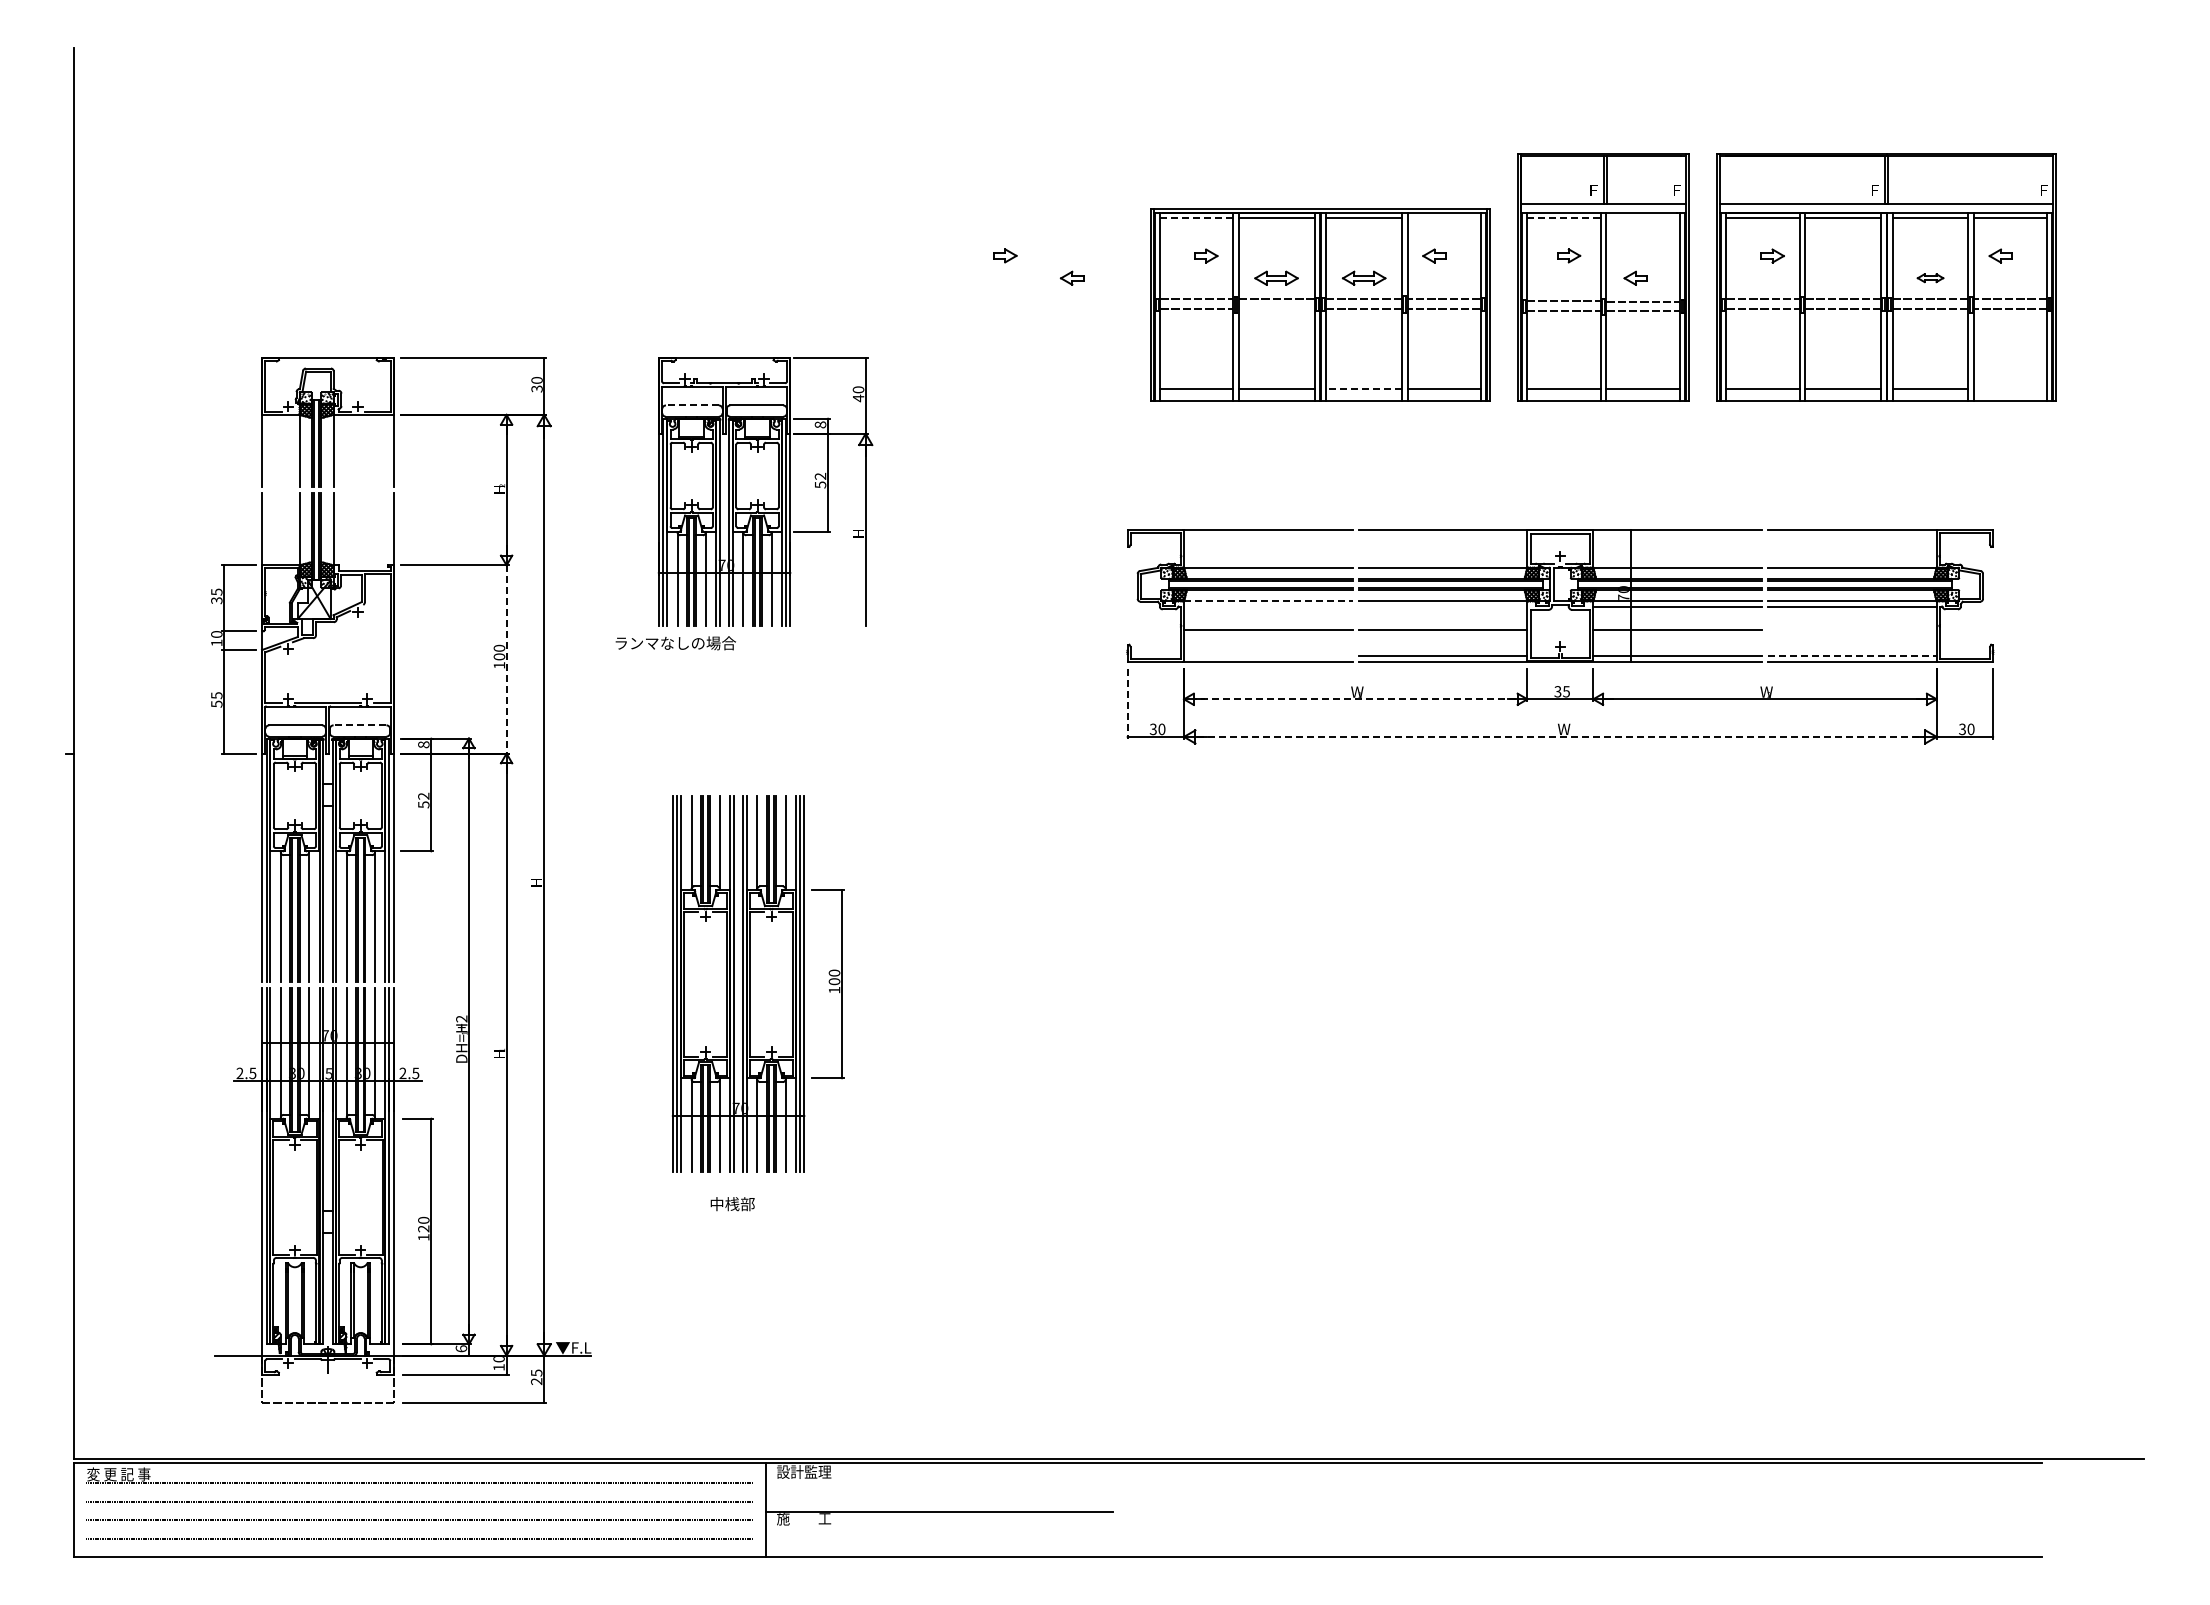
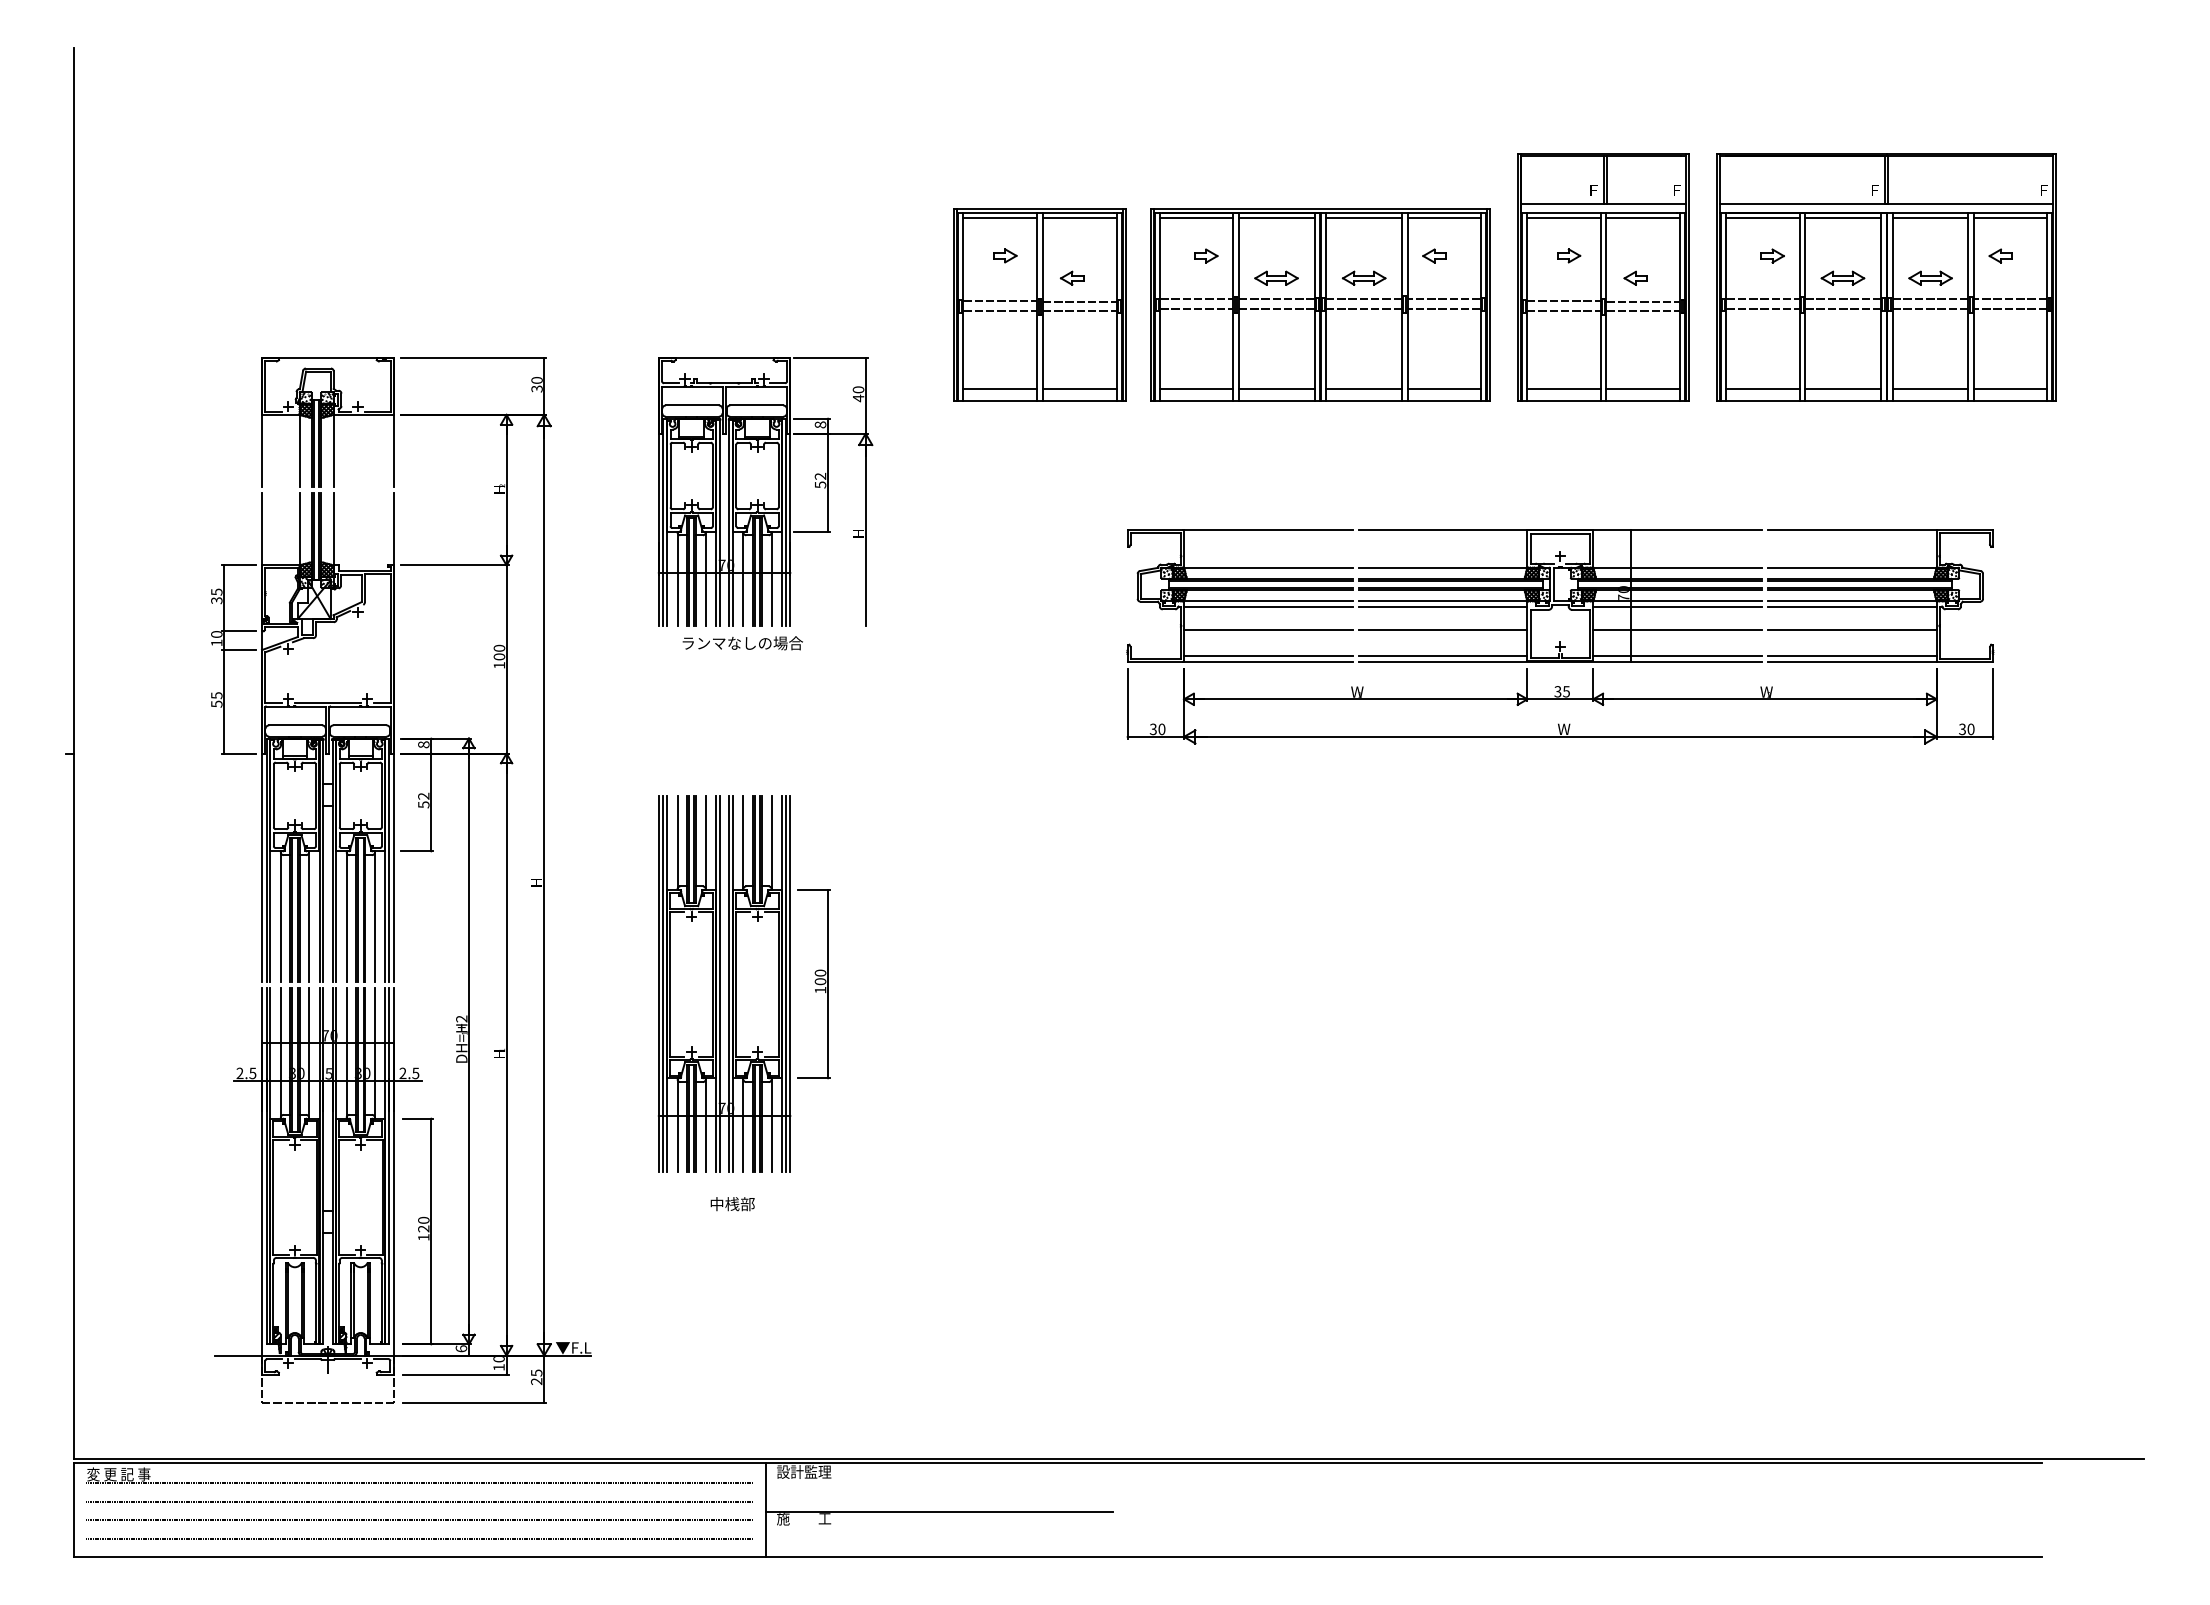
line: dashed -> solid (1196, 217)
line: none -> present (1443, 217)
line: dashed -> solid (1563, 217)
line: none -> present (1643, 217)
part: none -> present (1842, 277)
part size: 29x11 px -> 45x16 px (1930, 277)
part: none -> present (1039, 304)
line: none -> present (1276, 308)
line: dashed -> solid (1364, 389)
line: none -> present (2010, 389)
line: dashed -> solid (691, 405)
line: dashed -> solid (1268, 601)
line: none -> present (1268, 607)
line: none -> present (1442, 607)
line: none -> present (1851, 629)
text position: (675, 643) -> (742, 643) (742, 643)
line: none -> present (1268, 656)
line: dashed -> solid (1852, 656)
line: dashed -> solid (506, 659)
line: dashed -> solid (1355, 699)
line: dashed -> solid (1127, 704)
line: dashed -> solid (359, 725)
line: dashed -> solid (1560, 736)
part position: (757, 983) -> (743, 983) (743, 983)
